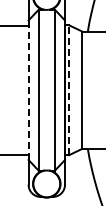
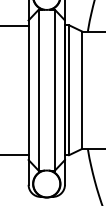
line: dashed -> solid (28, 90)
line: dashed -> solid (69, 90)
